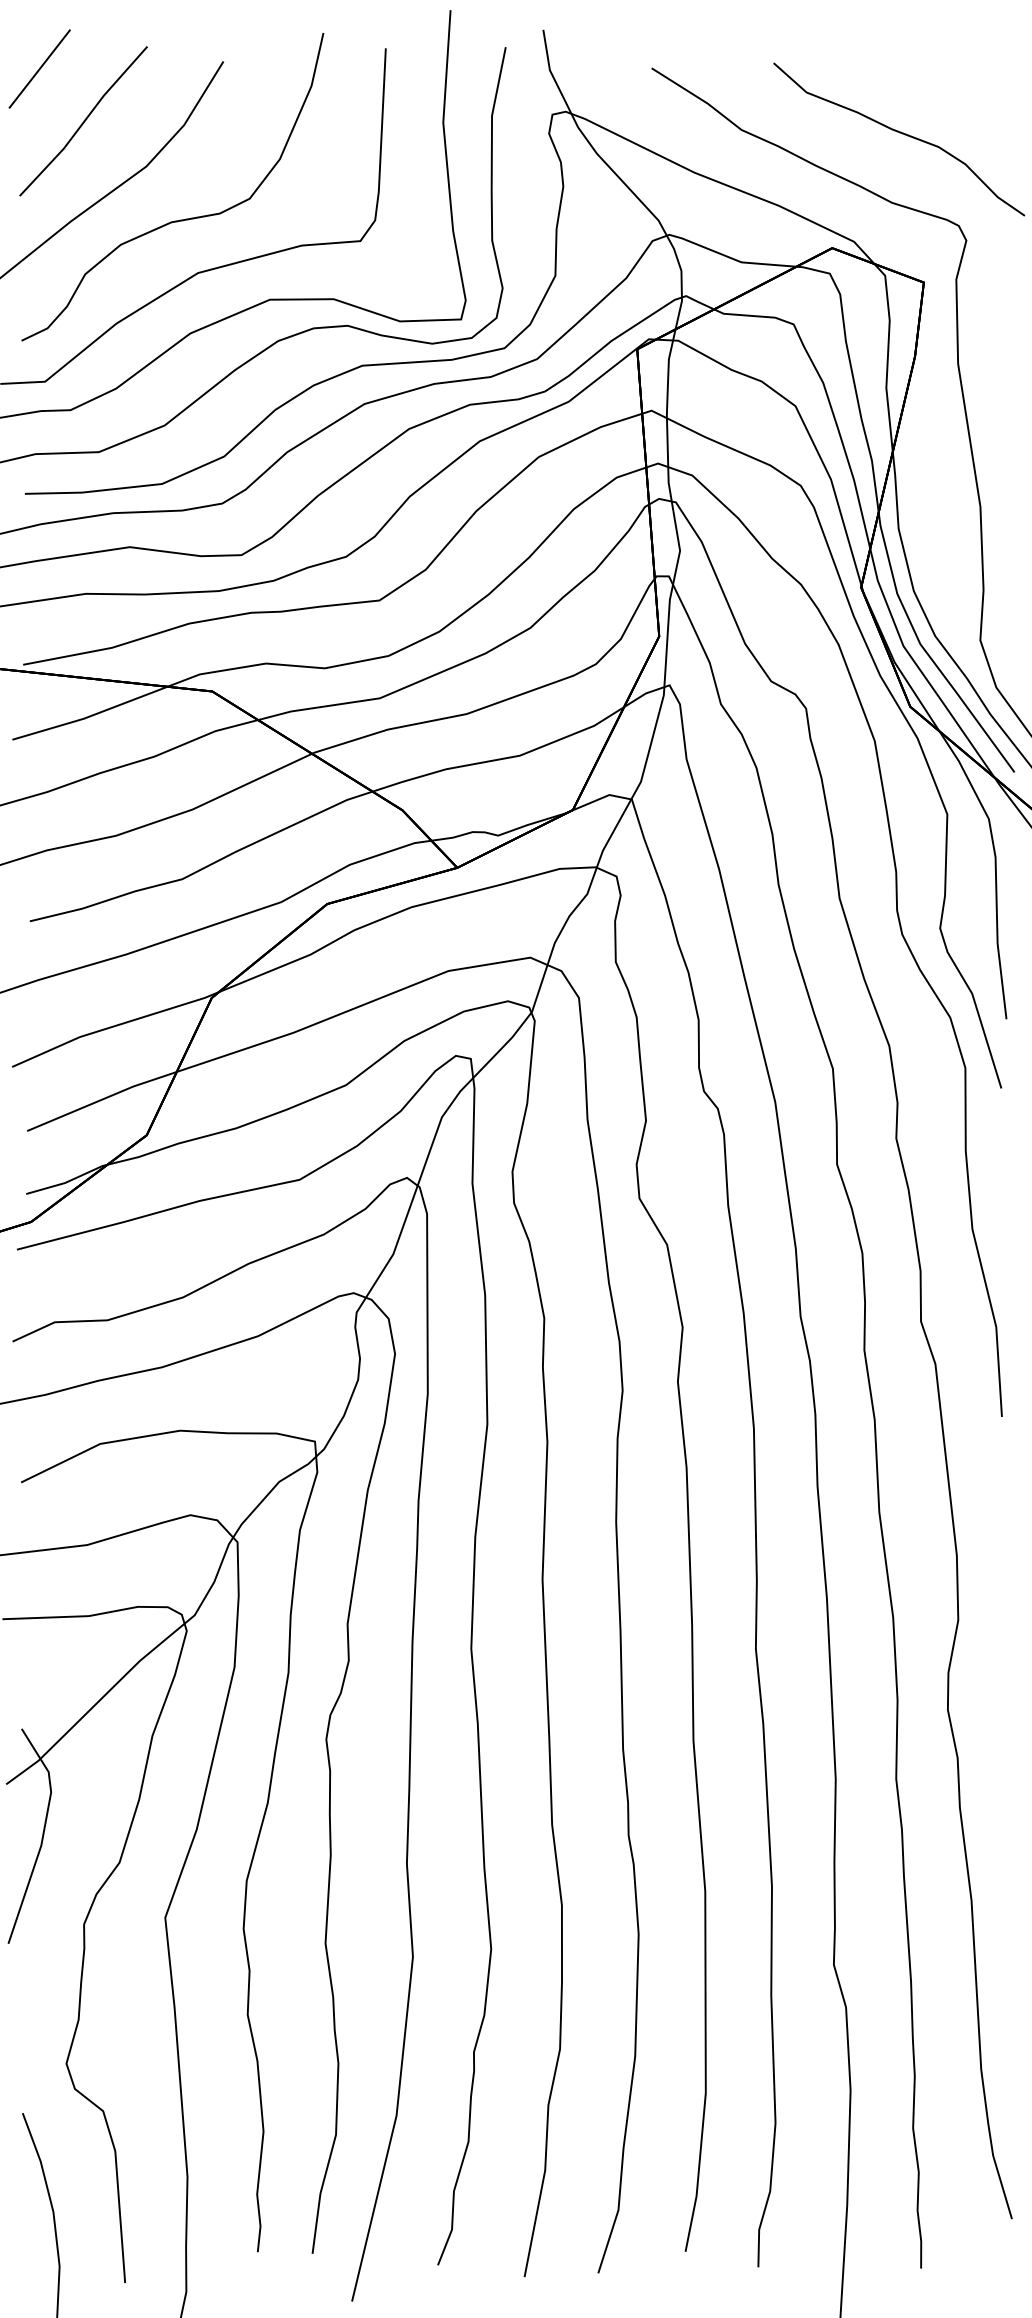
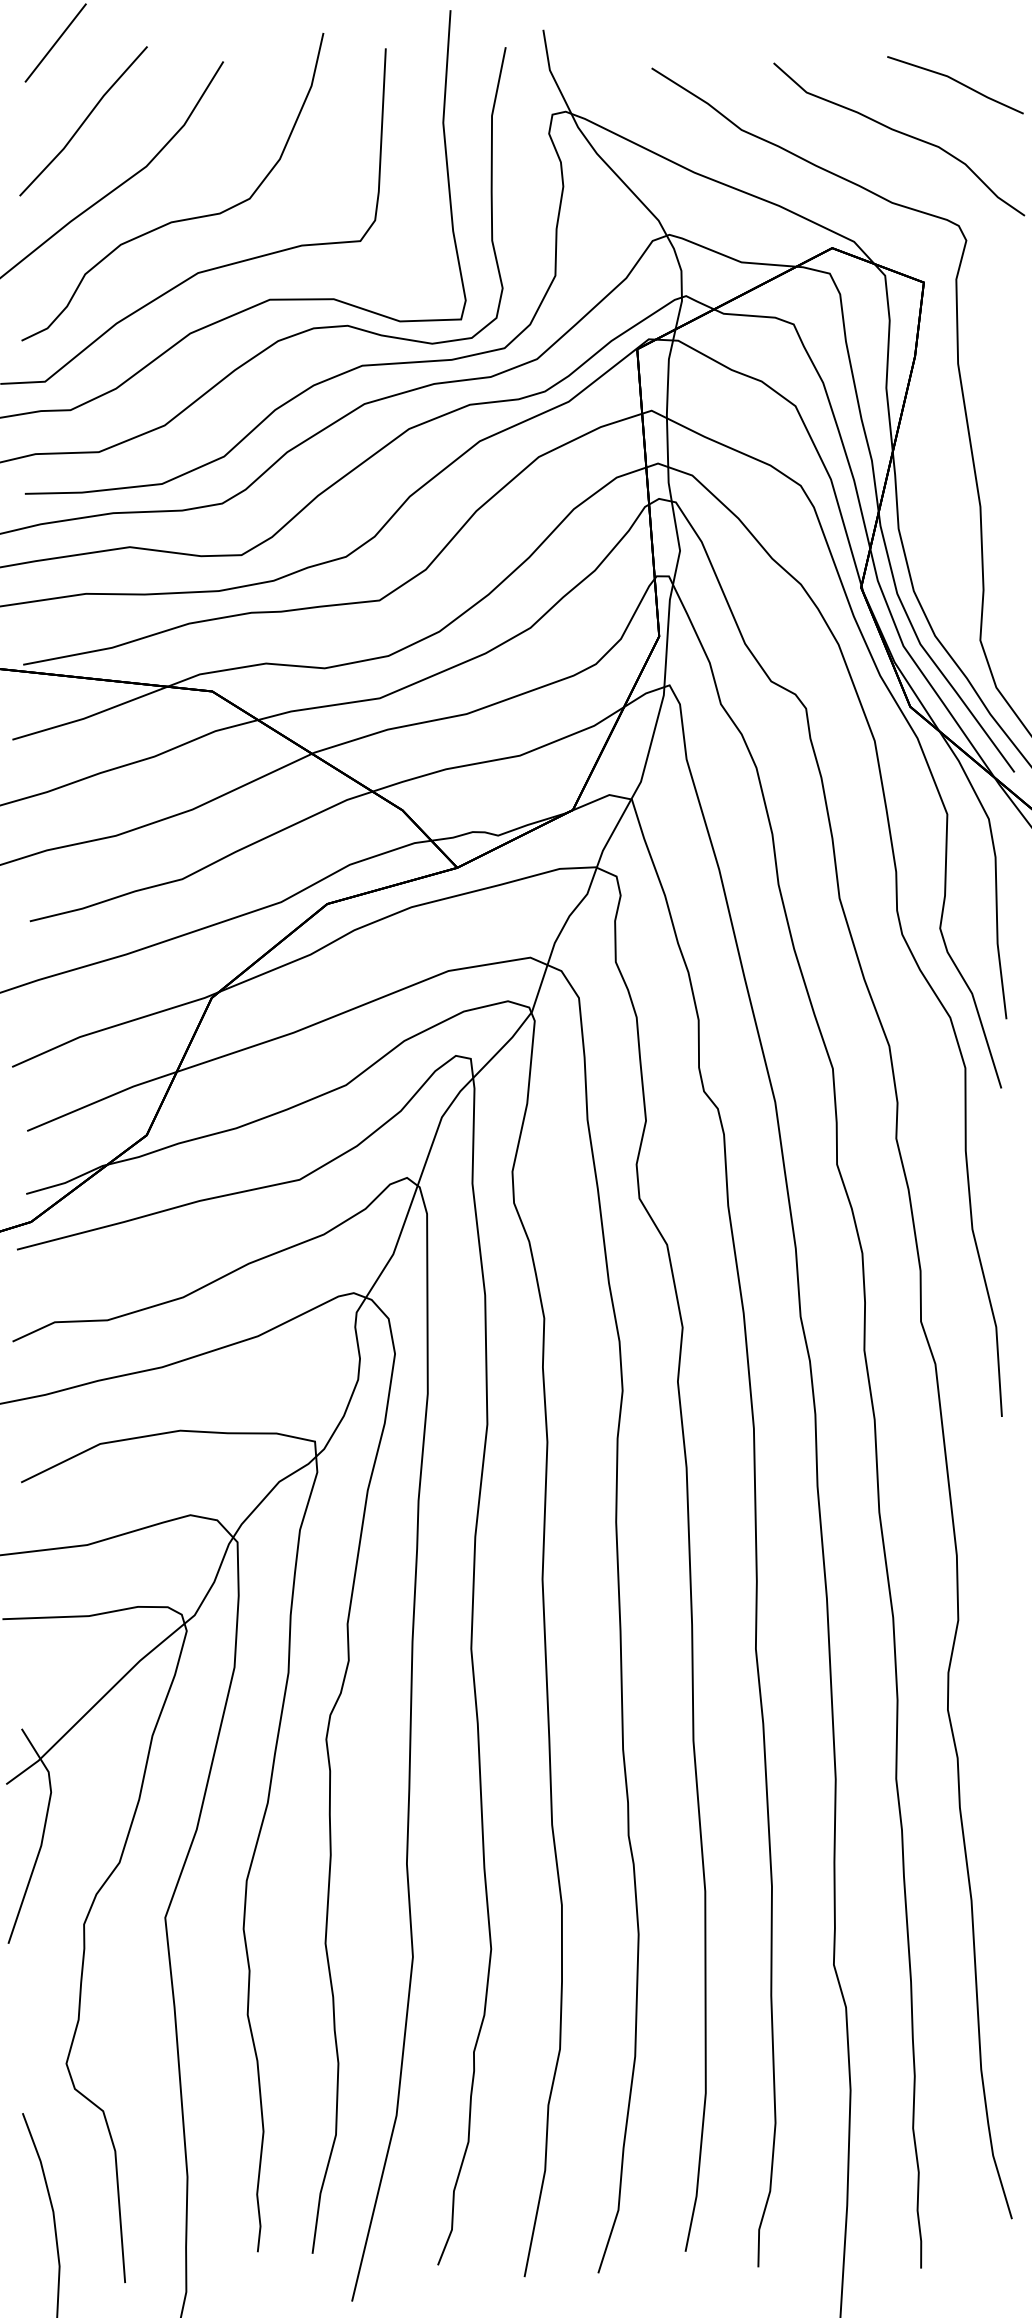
line position: (39, 68) -> (55, 42) (55, 42)
line: none -> present (956, 82)
